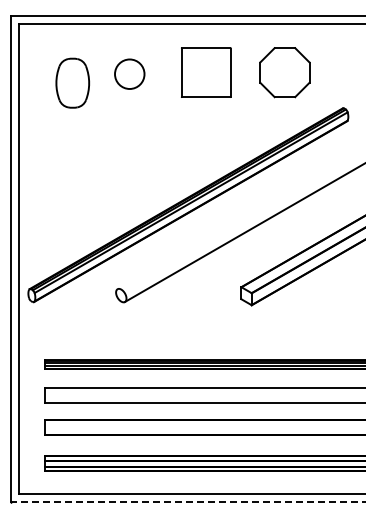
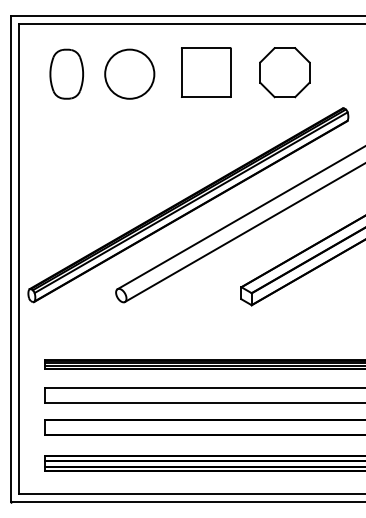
circle diameter: 30 px -> 49 px (129, 73)
part position: (72, 82) -> (66, 73) (66, 73)
line: none -> present (239, 218)
line: dashed -> solid (187, 502)
